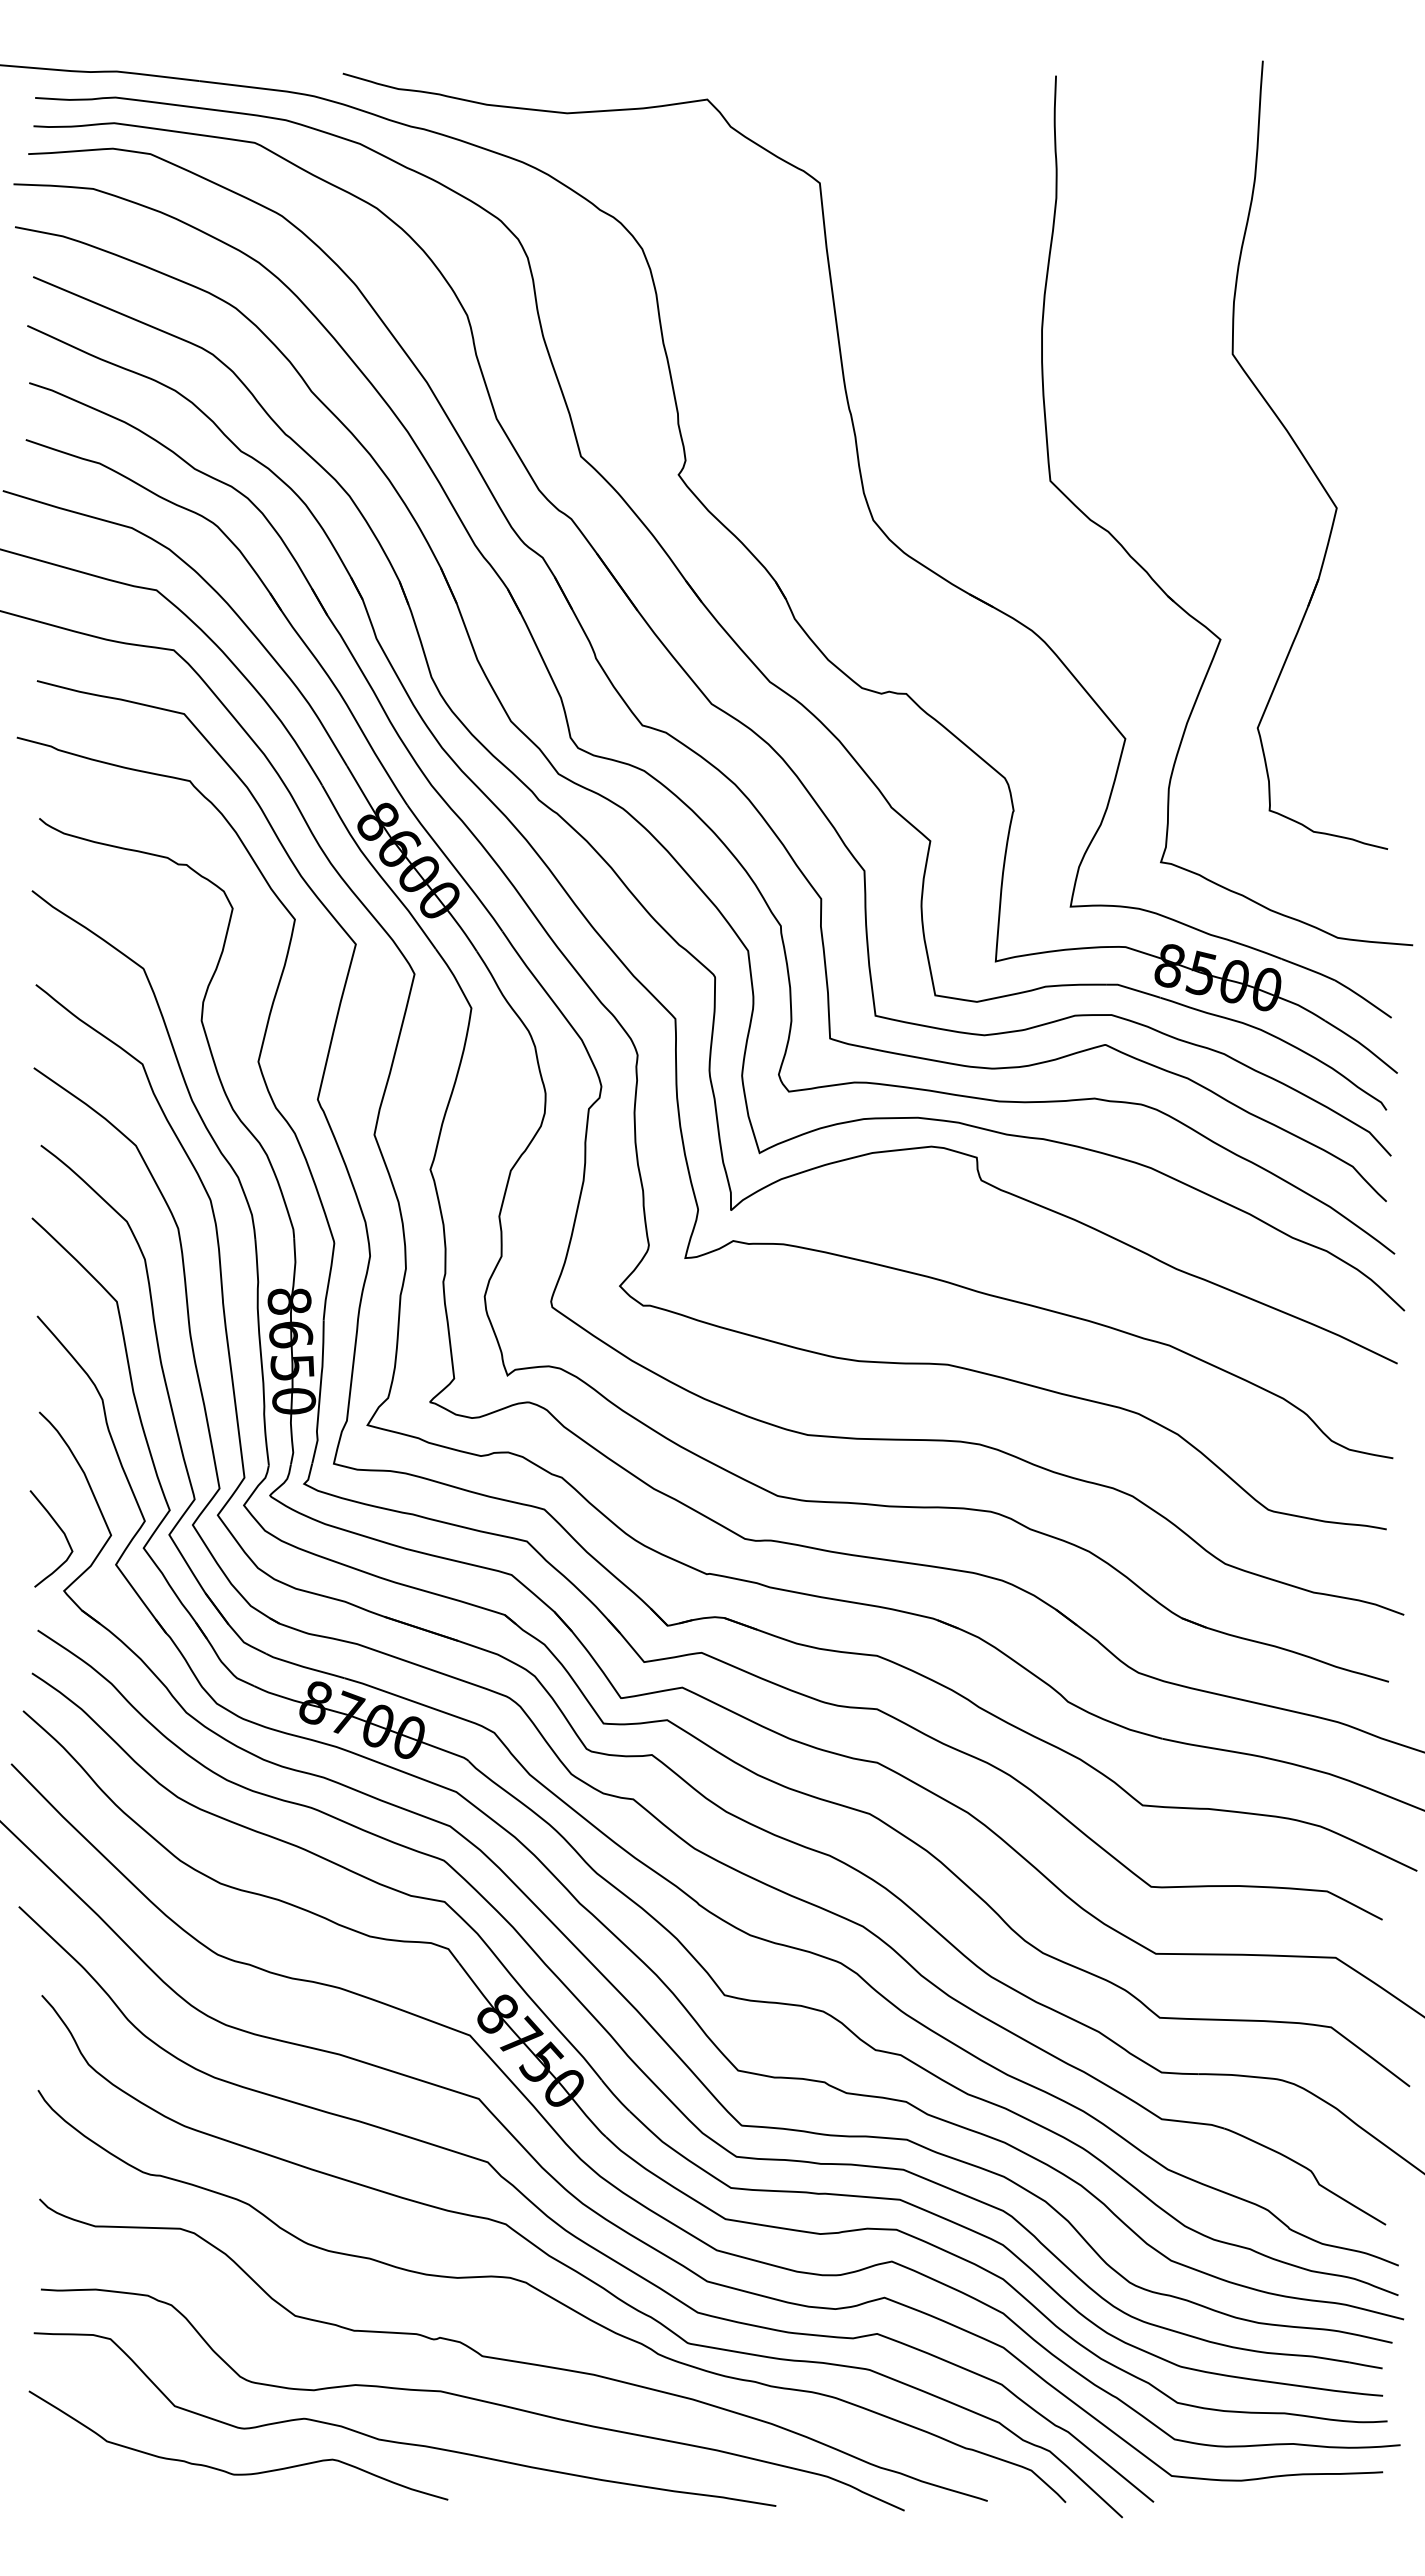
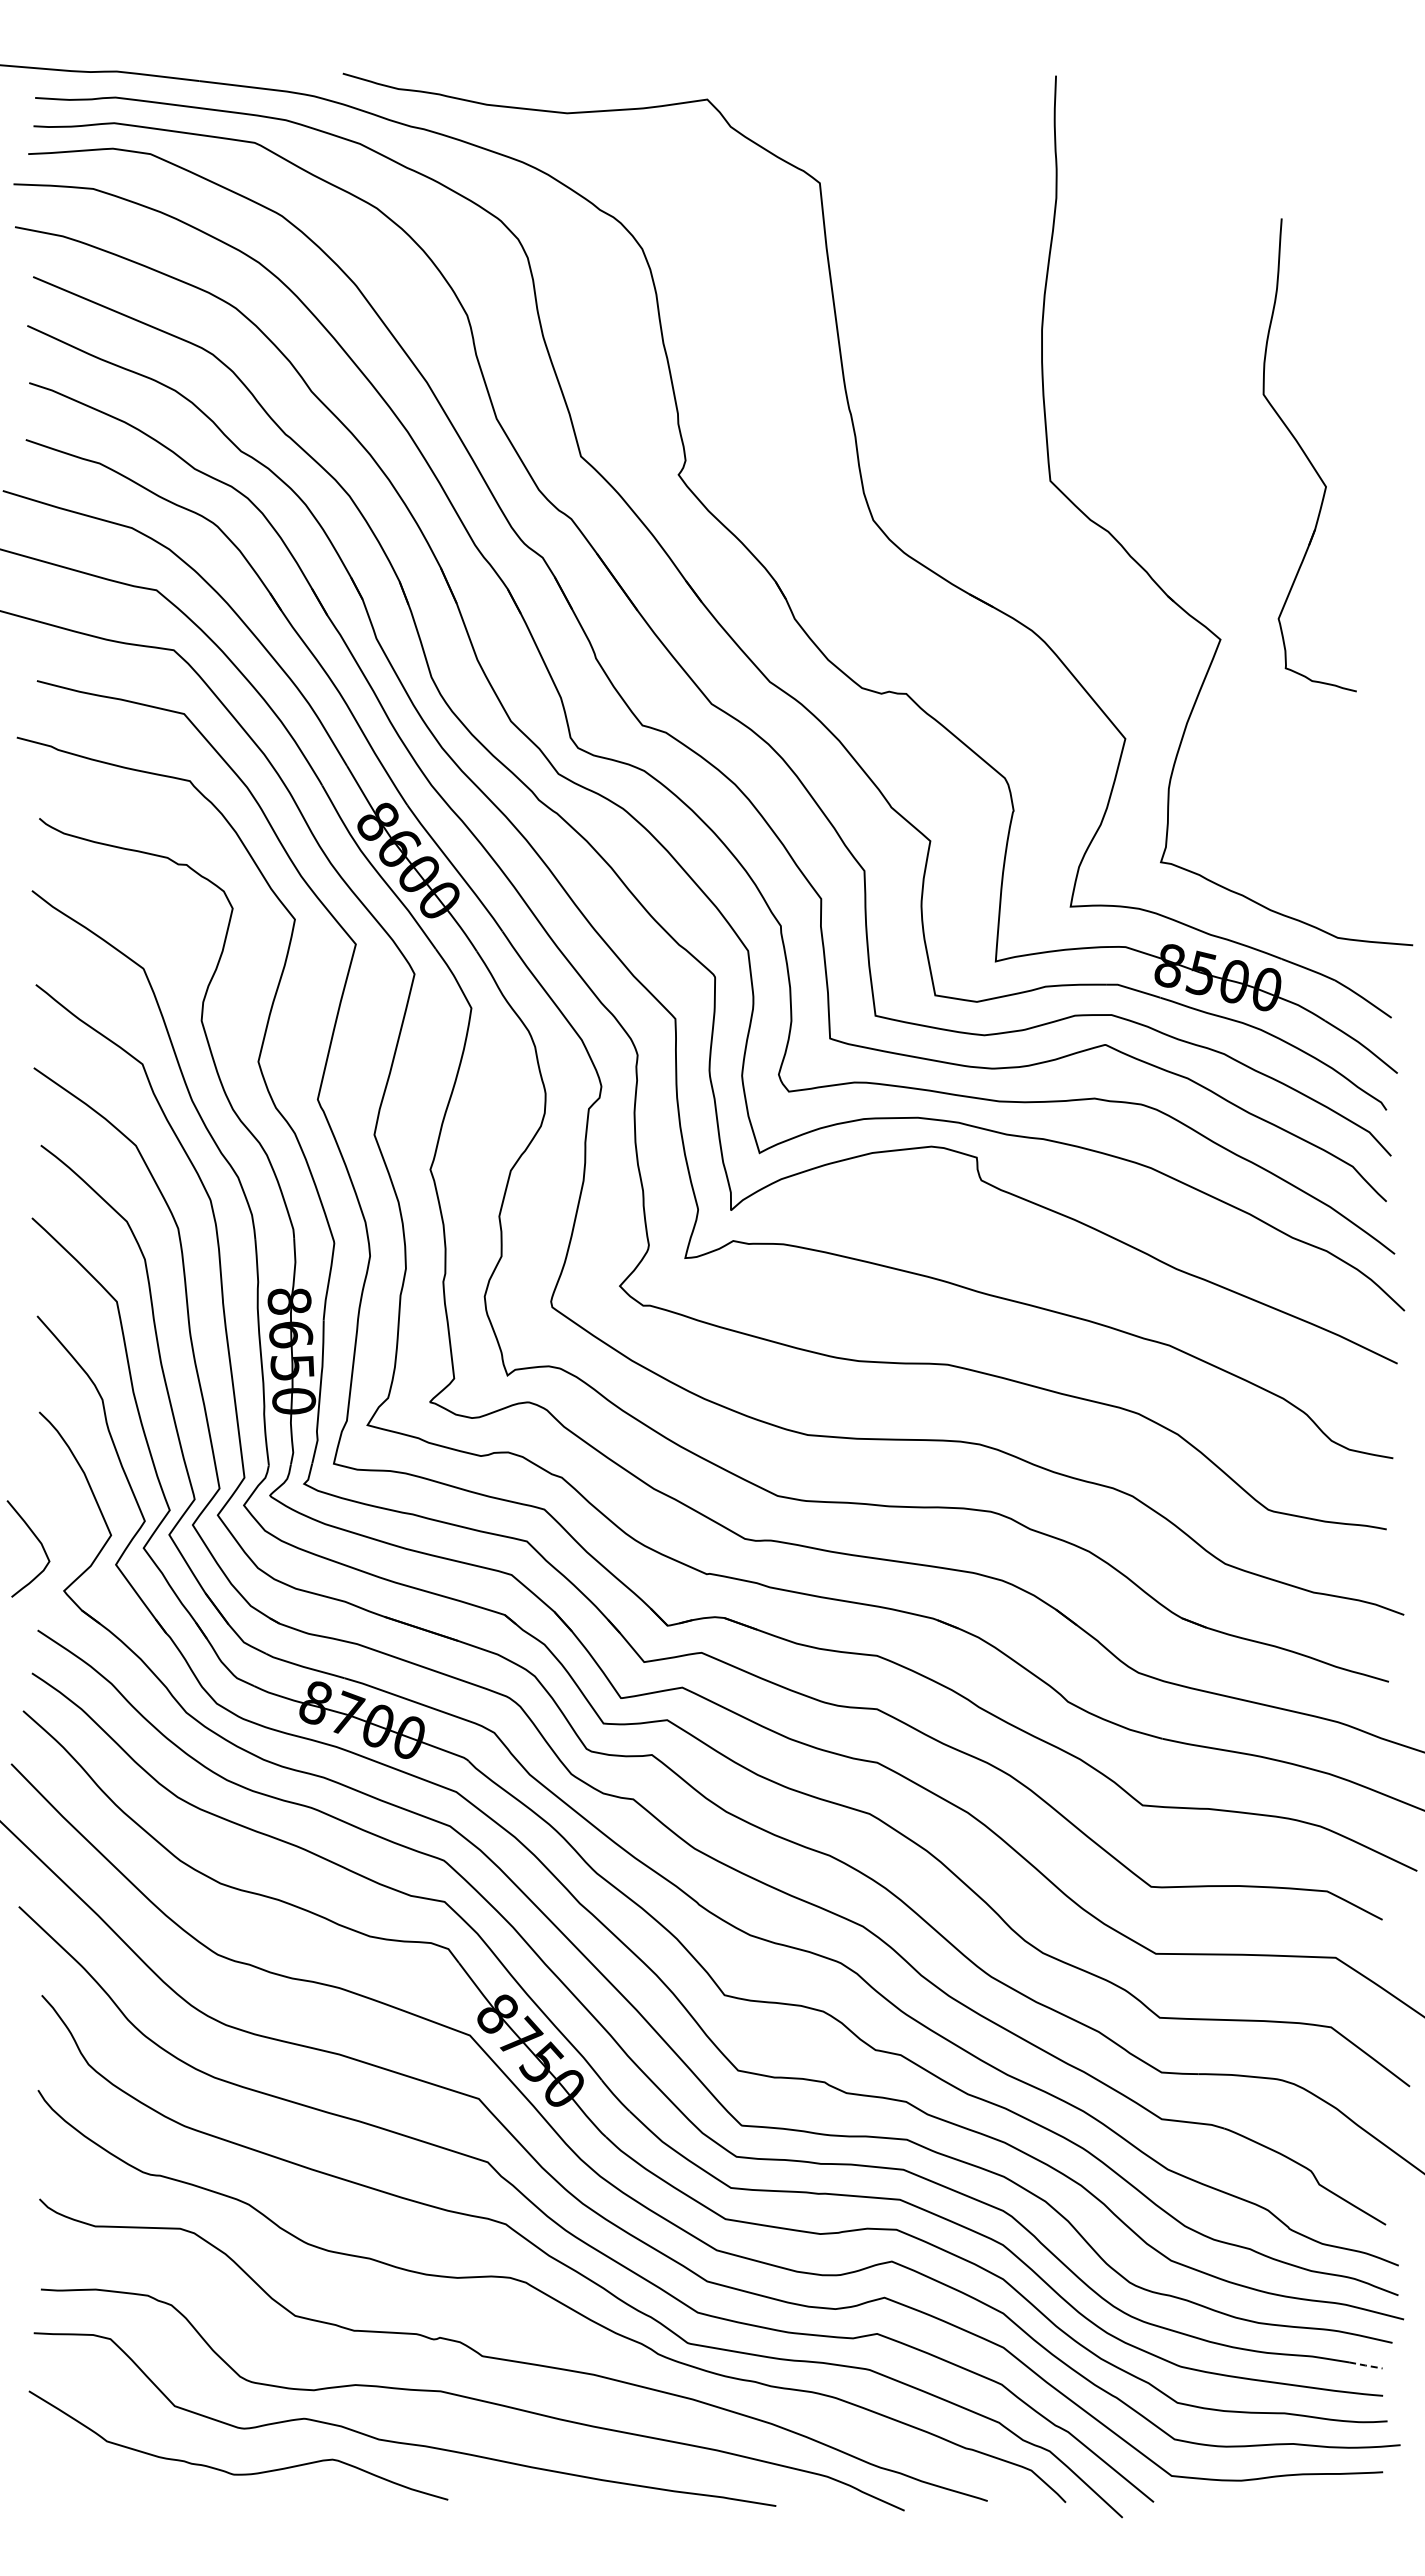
part size: 158x790 px -> 95x475 px (1309, 455)
curve position: (60, 1530) -> (37, 1540) (37, 1540)
line: solid -> dashed (1365, 2365)
